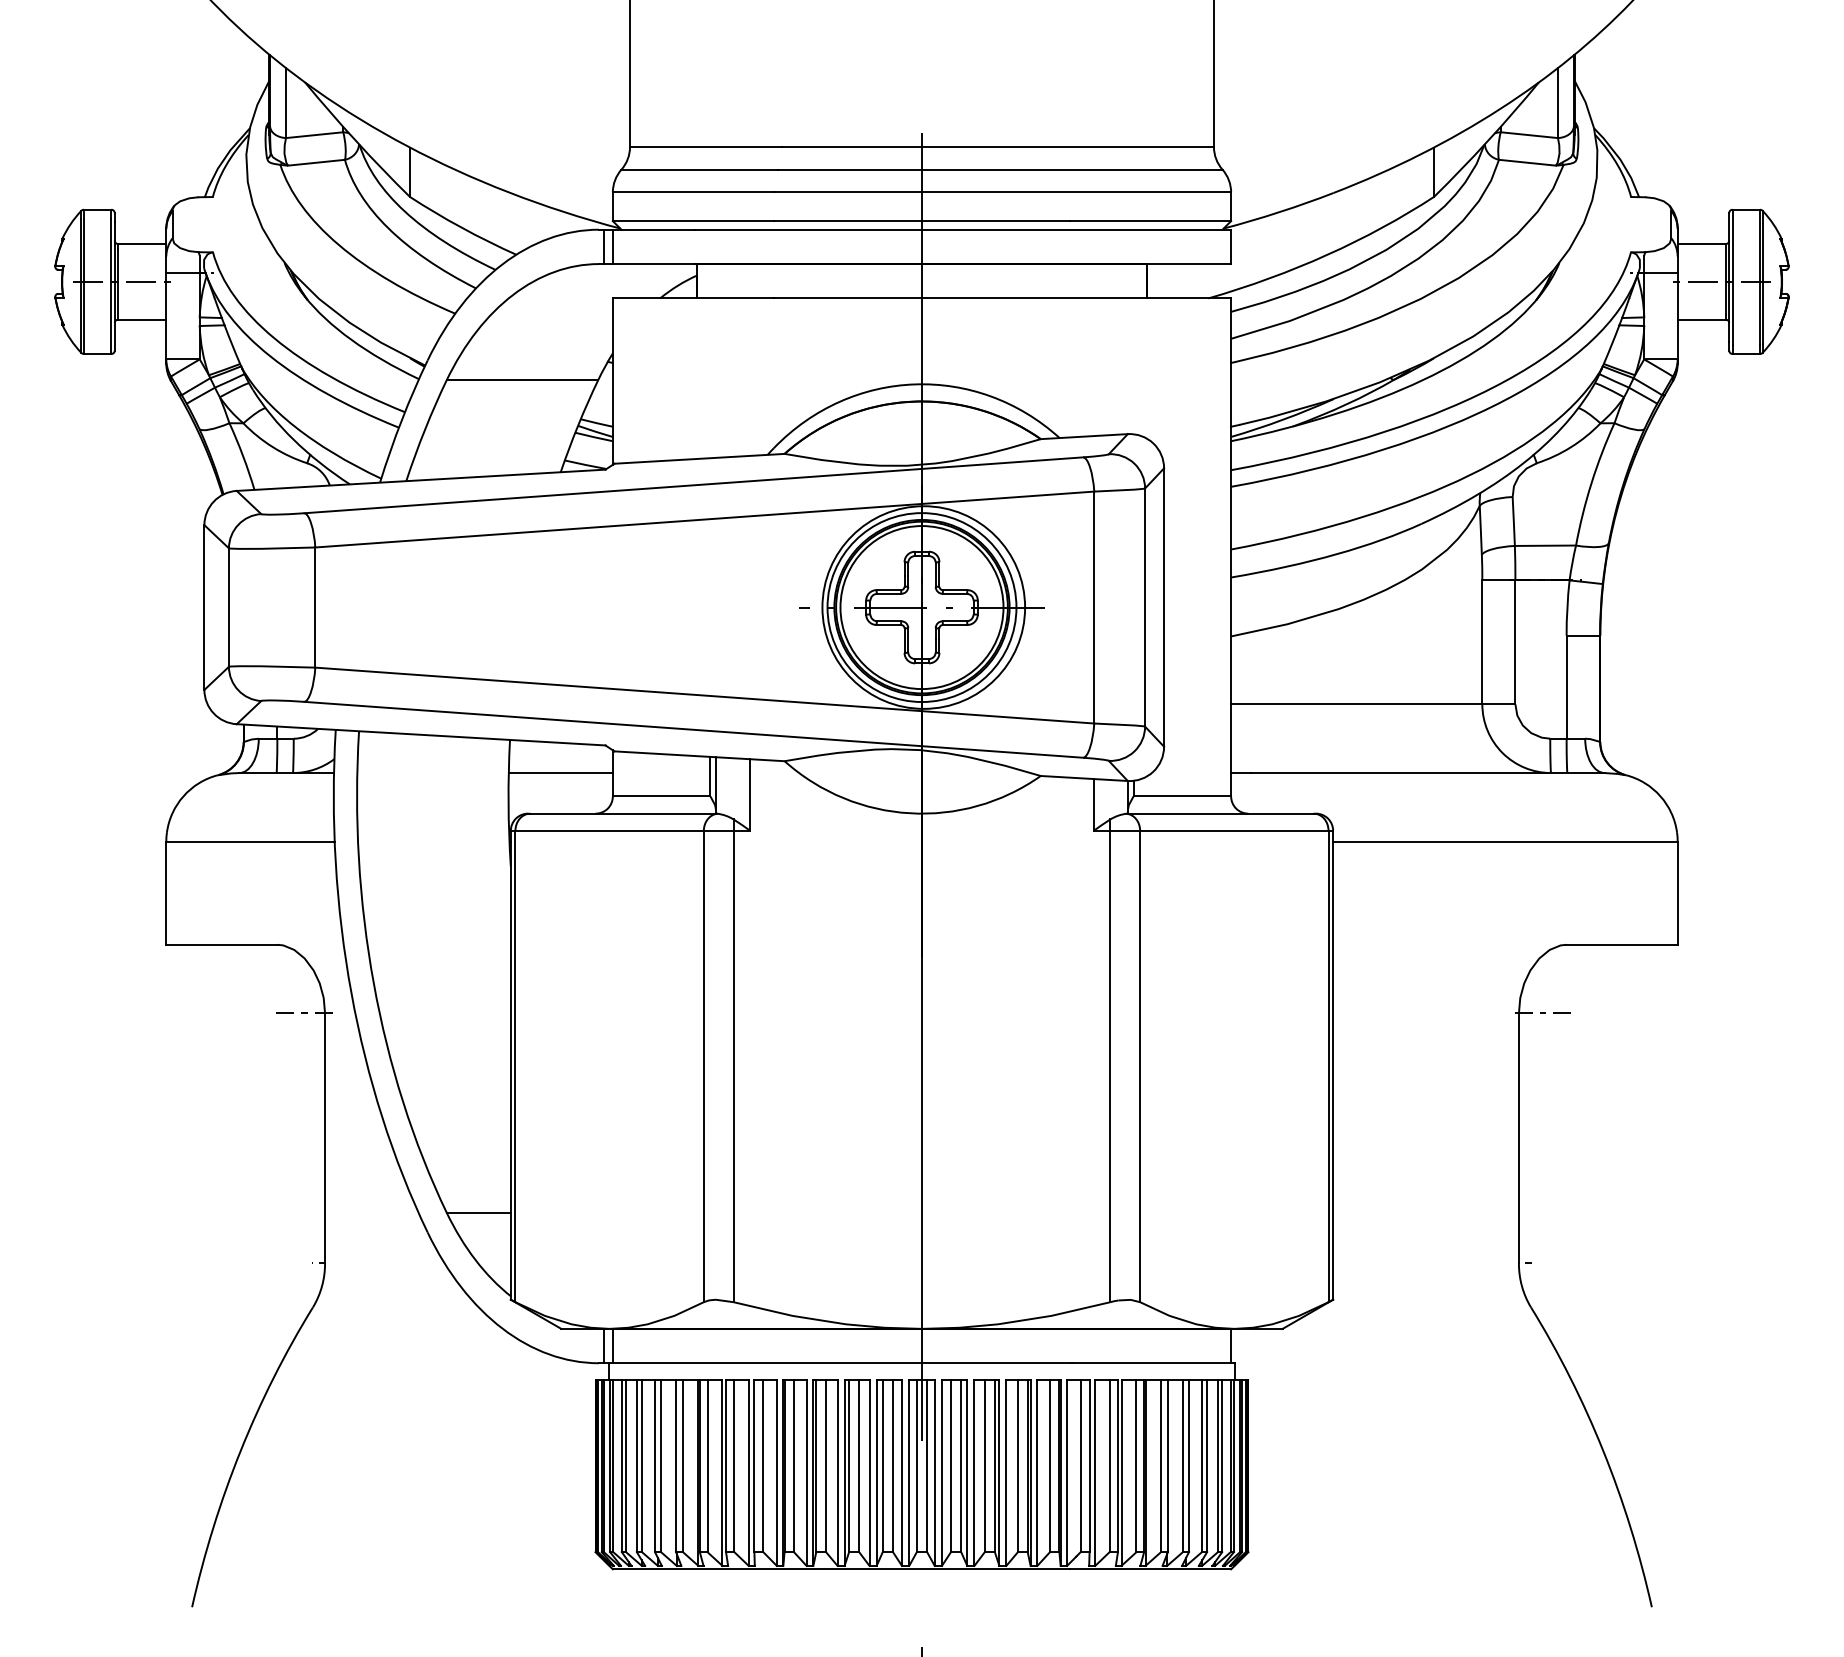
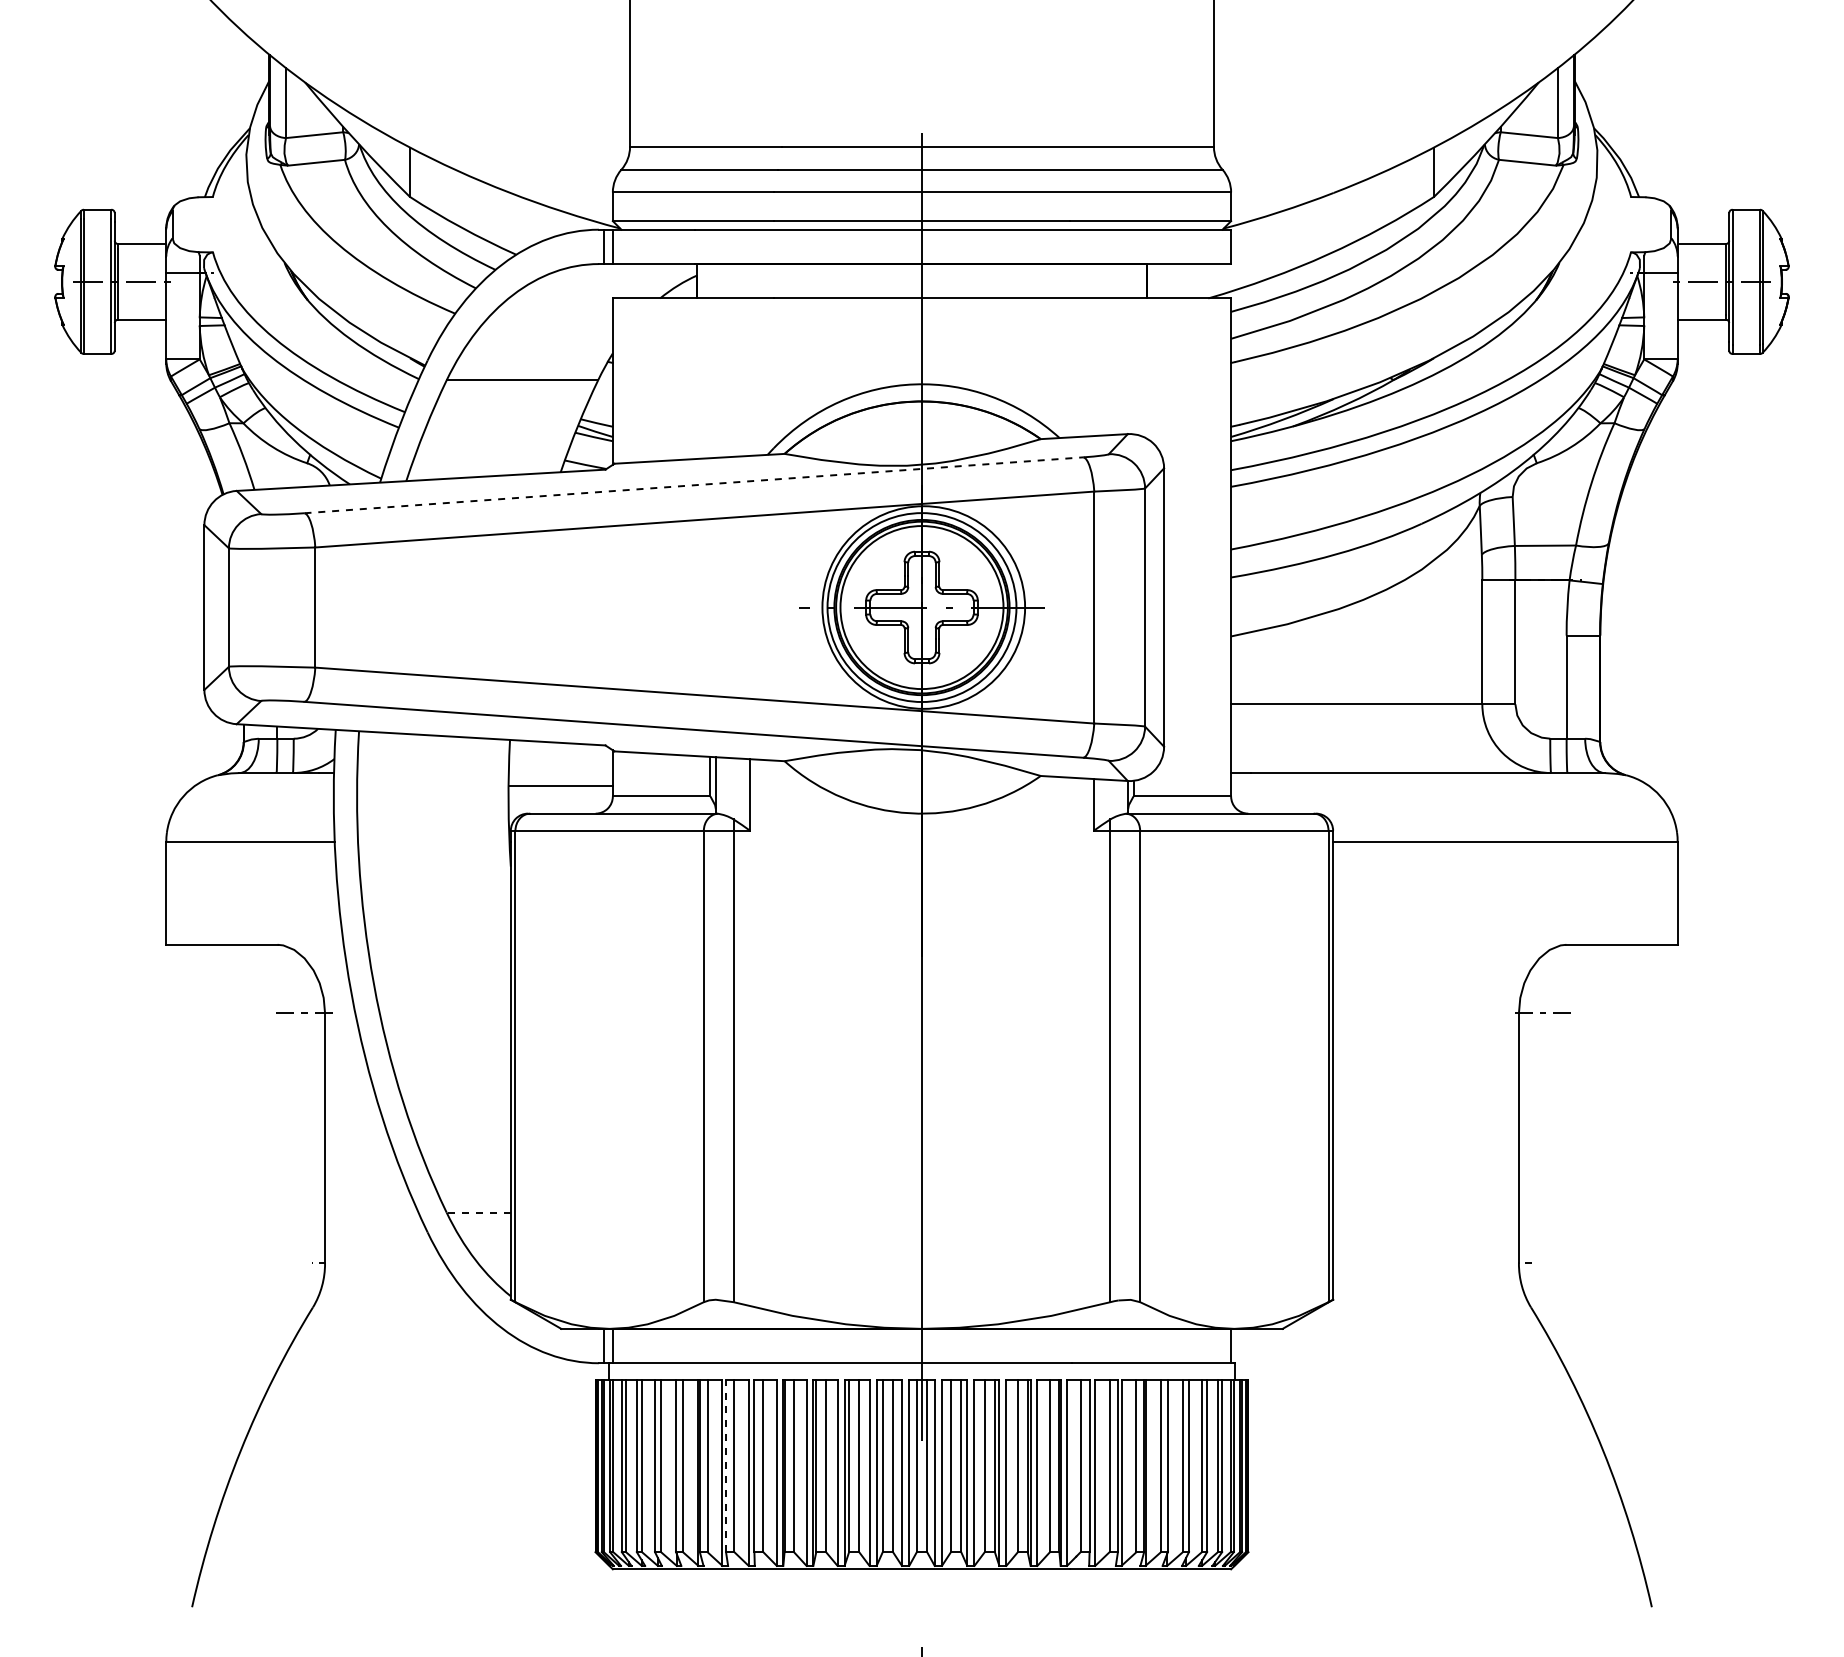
line: solid -> dashed (694, 485)
line position: (560, 773) -> (560, 786) (560, 786)
line: solid -> dashed (478, 1212)
line: solid -> dashed (726, 1466)
